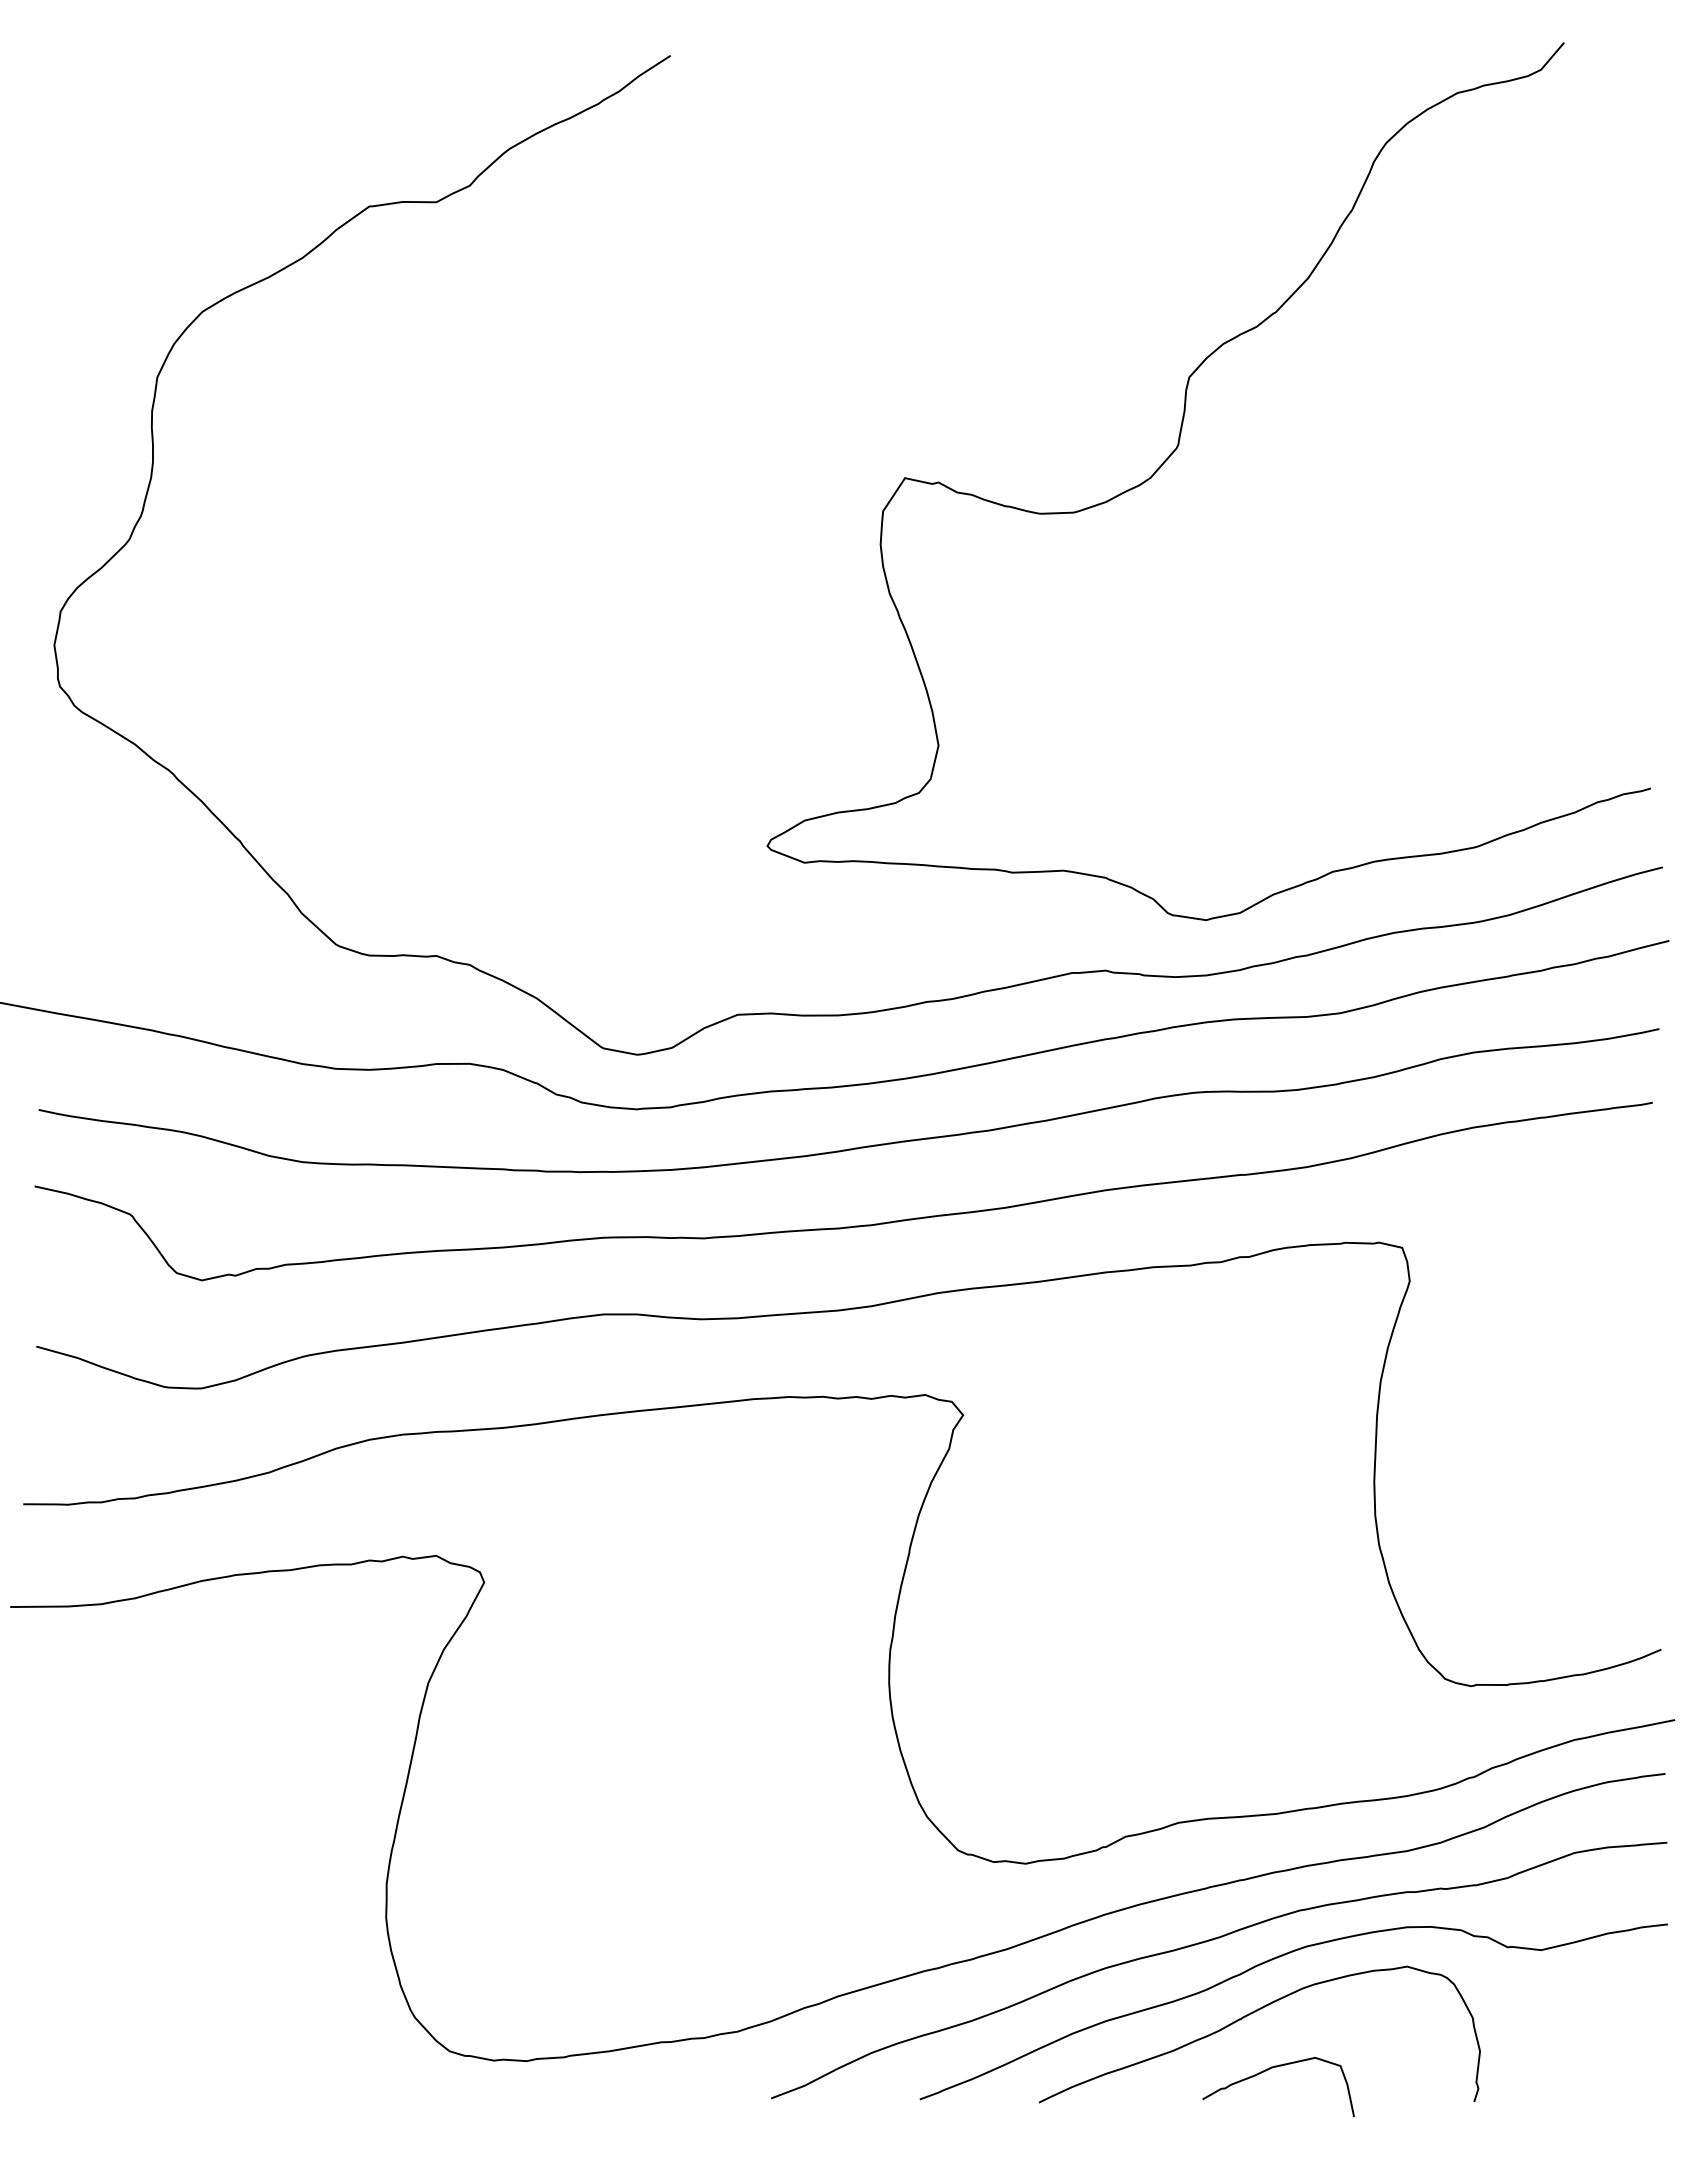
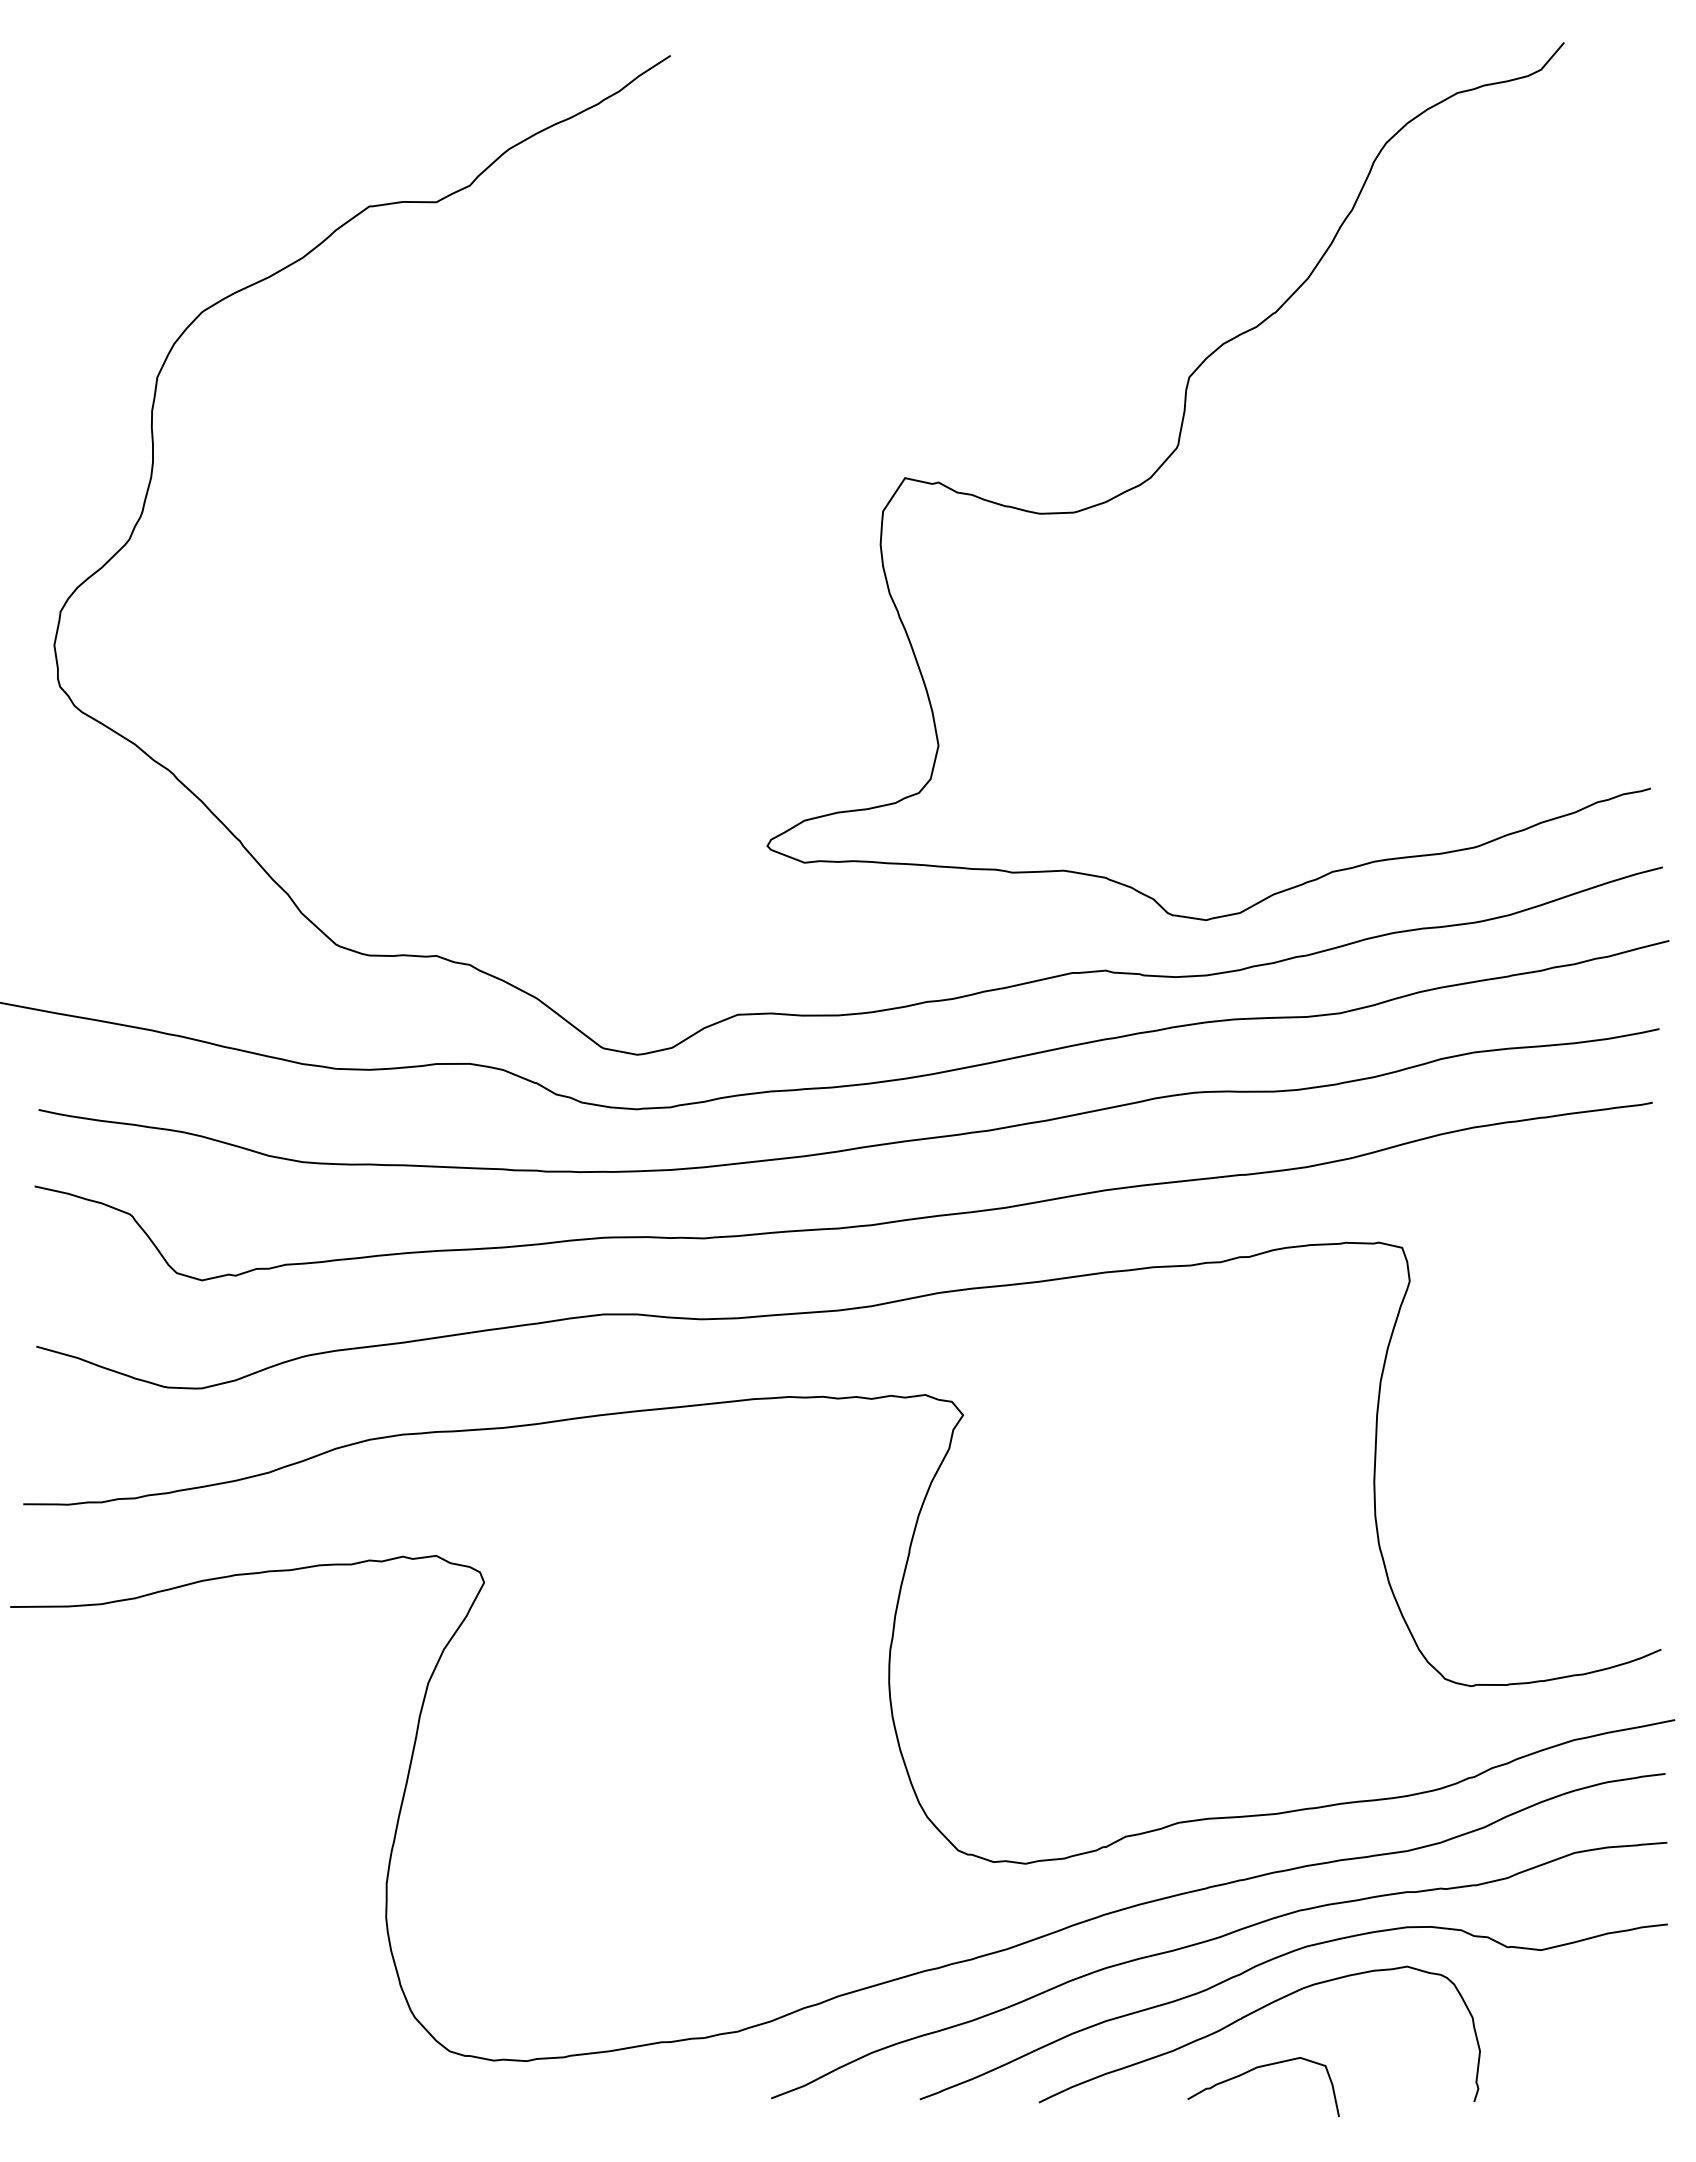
curve position: (1270, 2069) -> (1255, 2069) (1255, 2069)
